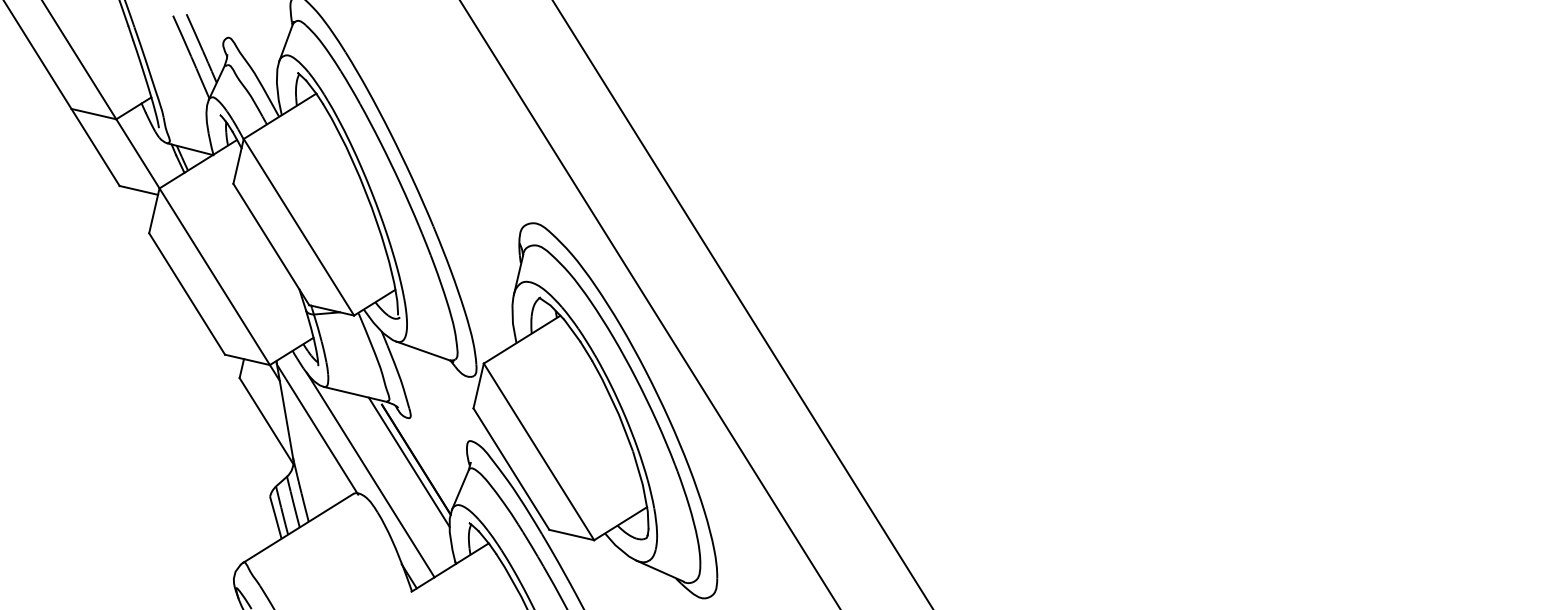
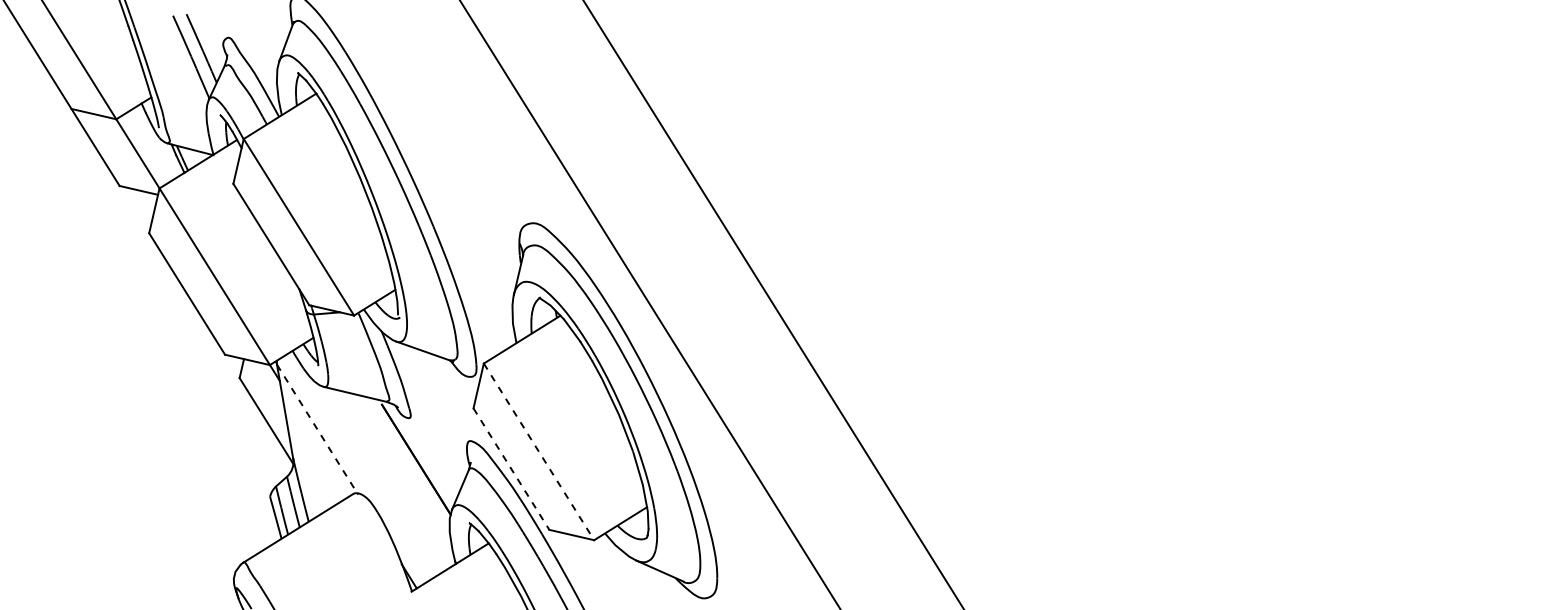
line position: (742, 304) -> (773, 304) (773, 304)
line: solid -> dashed (317, 429)
line: solid -> dashed (539, 452)
line: present -> none (408, 462)
line: solid -> dashed (511, 469)
line: present -> none (370, 474)
